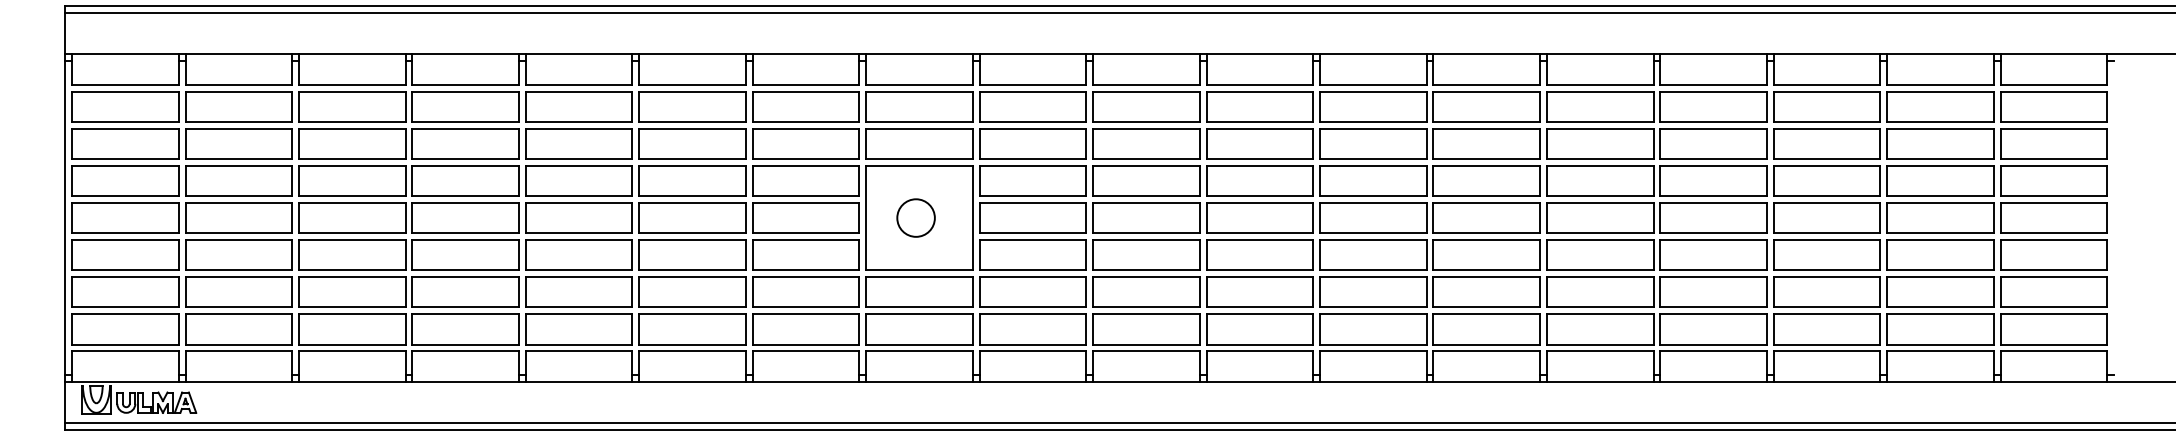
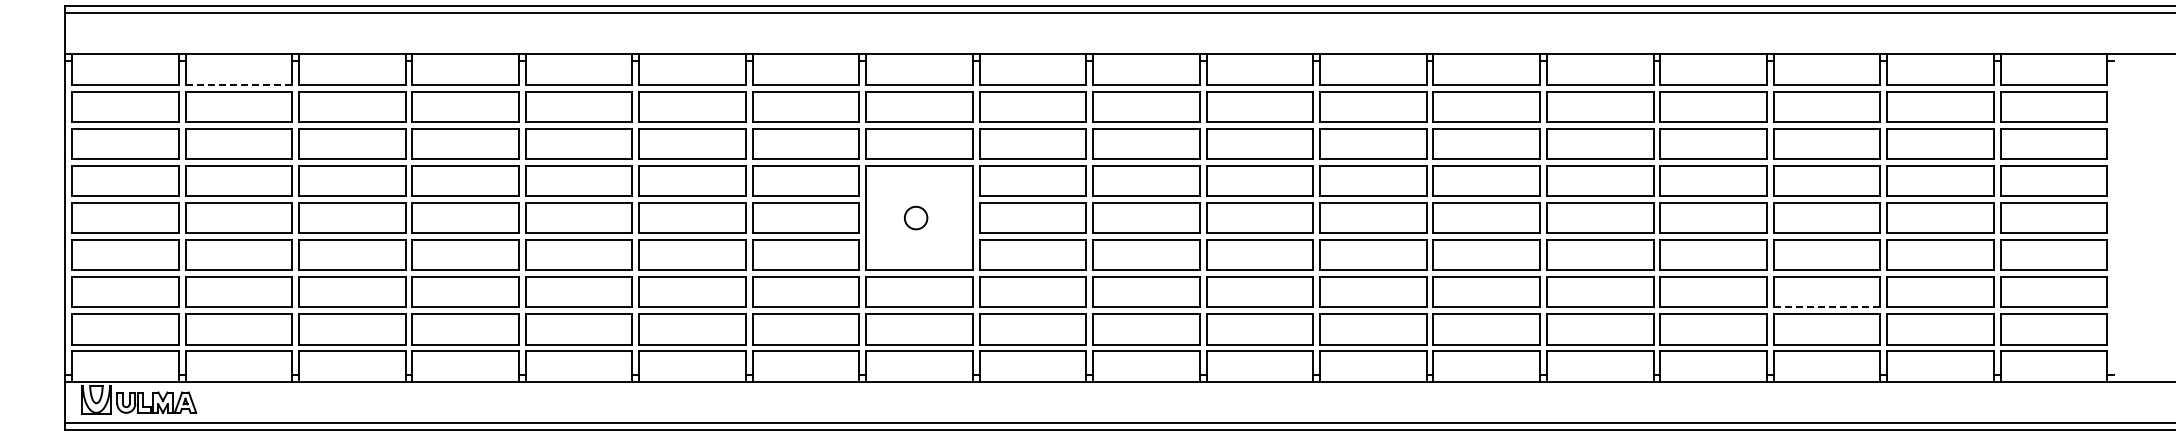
line: solid -> dashed (239, 84)
circle diameter: 38 px -> 23 px (915, 217)
line: solid -> dashed (1827, 307)
